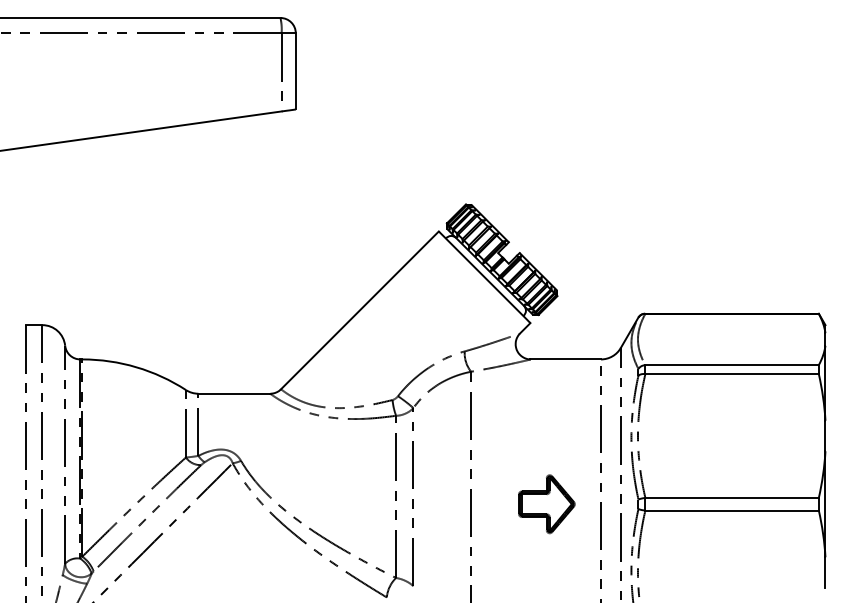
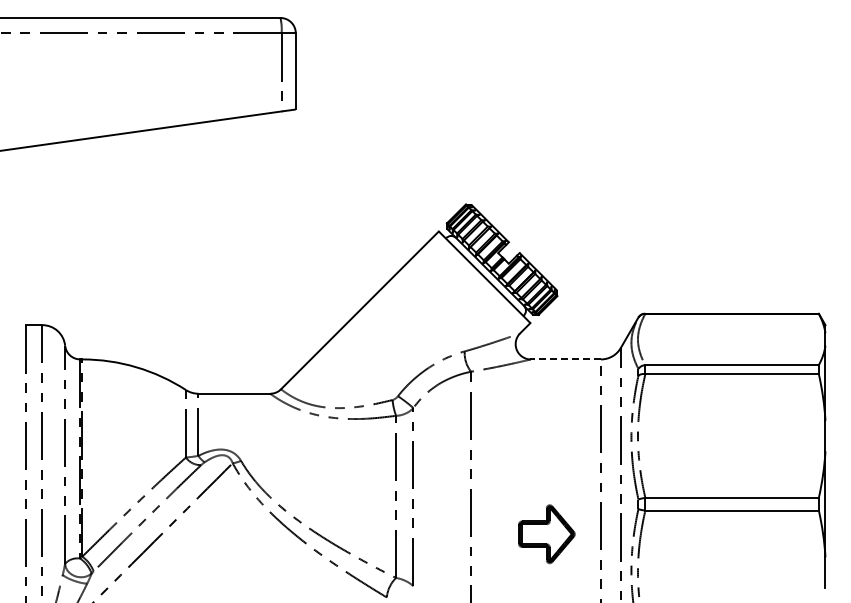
line: solid -> dashed (565, 359)
part position: (546, 504) -> (546, 534) (546, 534)
